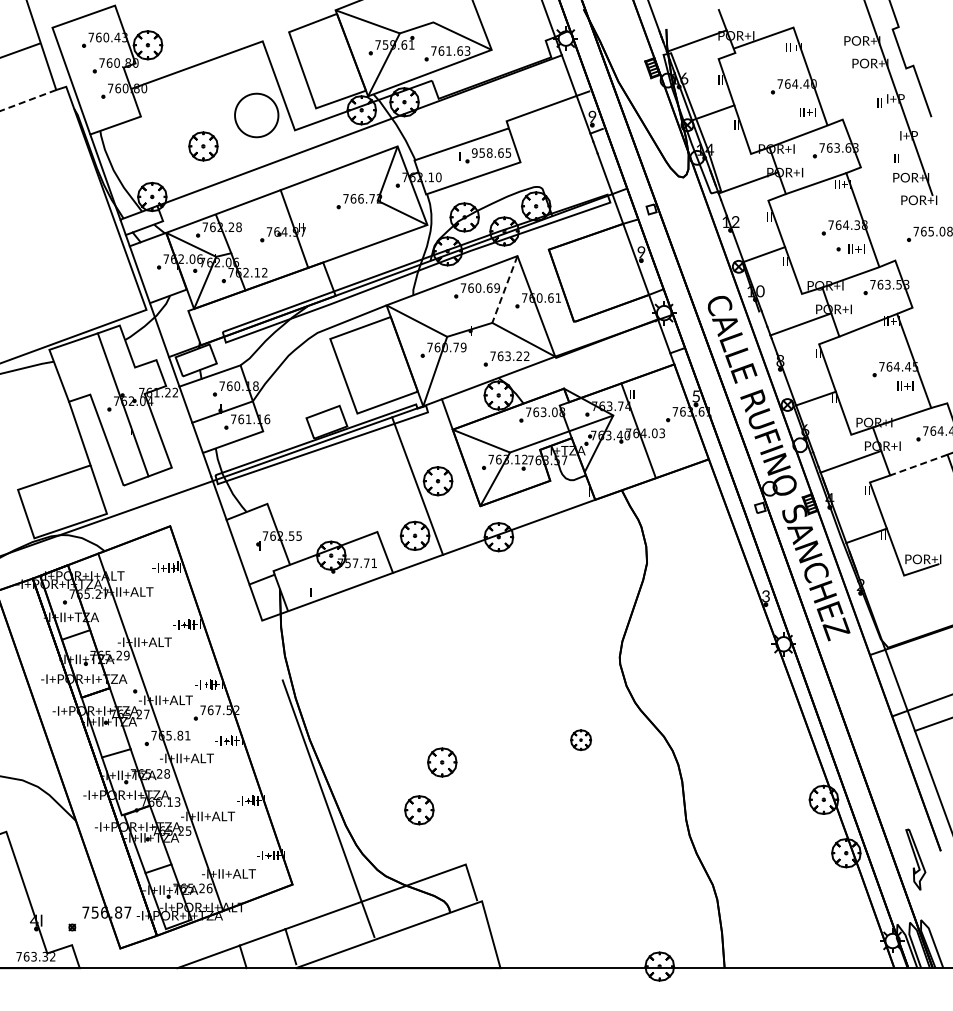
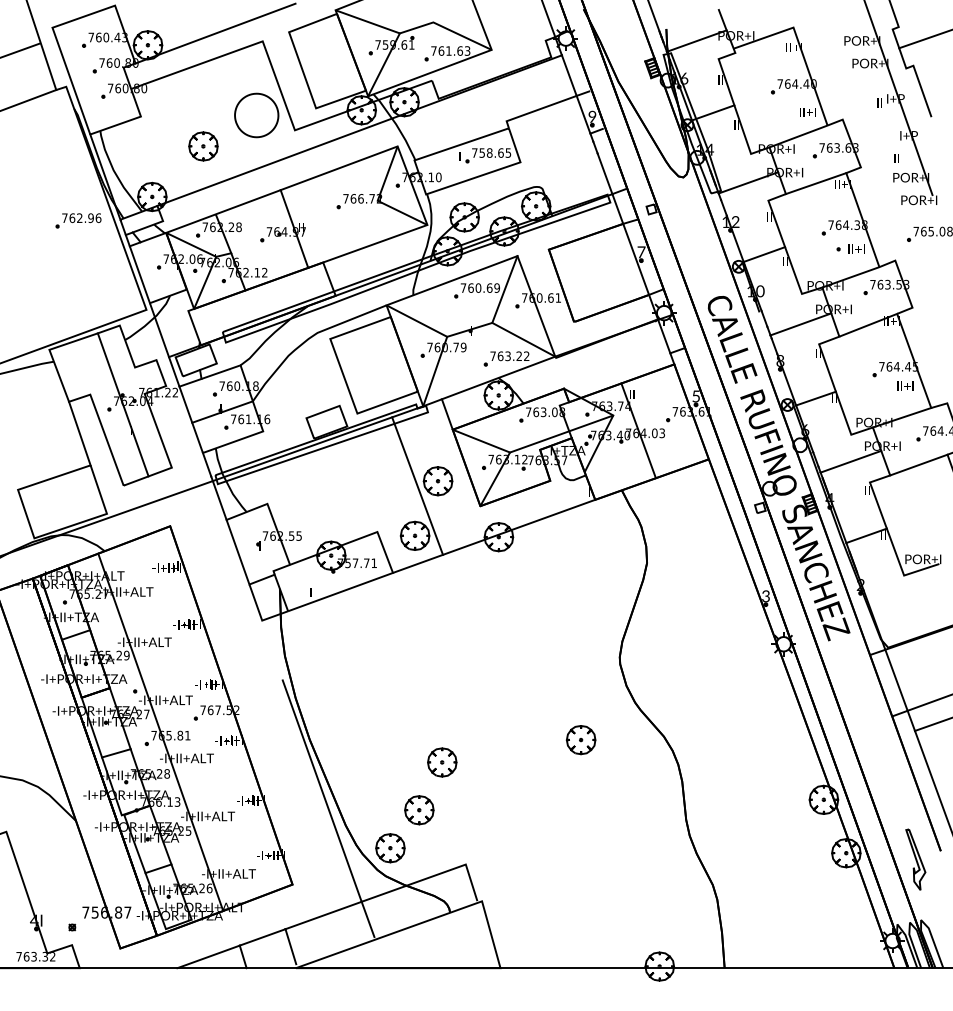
line: none -> present (215, 33)
line: none -> present (924, 39)
line: dashed -> solid (28, 100)
text: 958.65 -> 758.65 (474, 152)
part: none -> present (78, 220)
text: 9 -> 7 (641, 251)
line: dashed -> solid (504, 289)
line: dashed -> solid (918, 465)
part size: 23x22 px -> 32x31 px (580, 740)
part: none -> present (390, 848)
